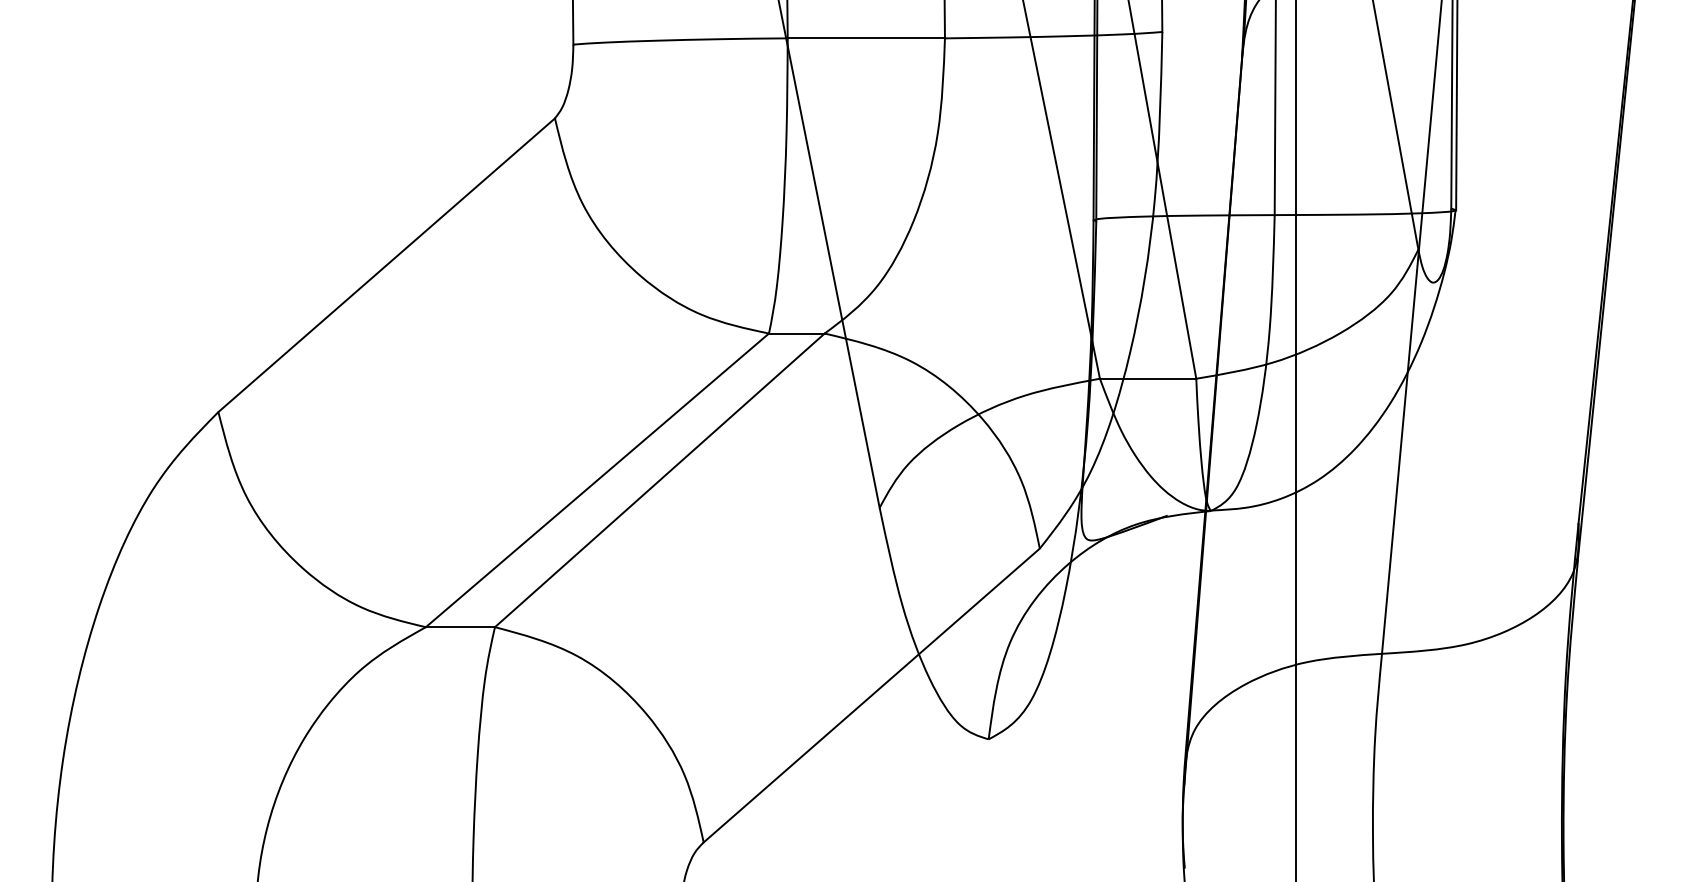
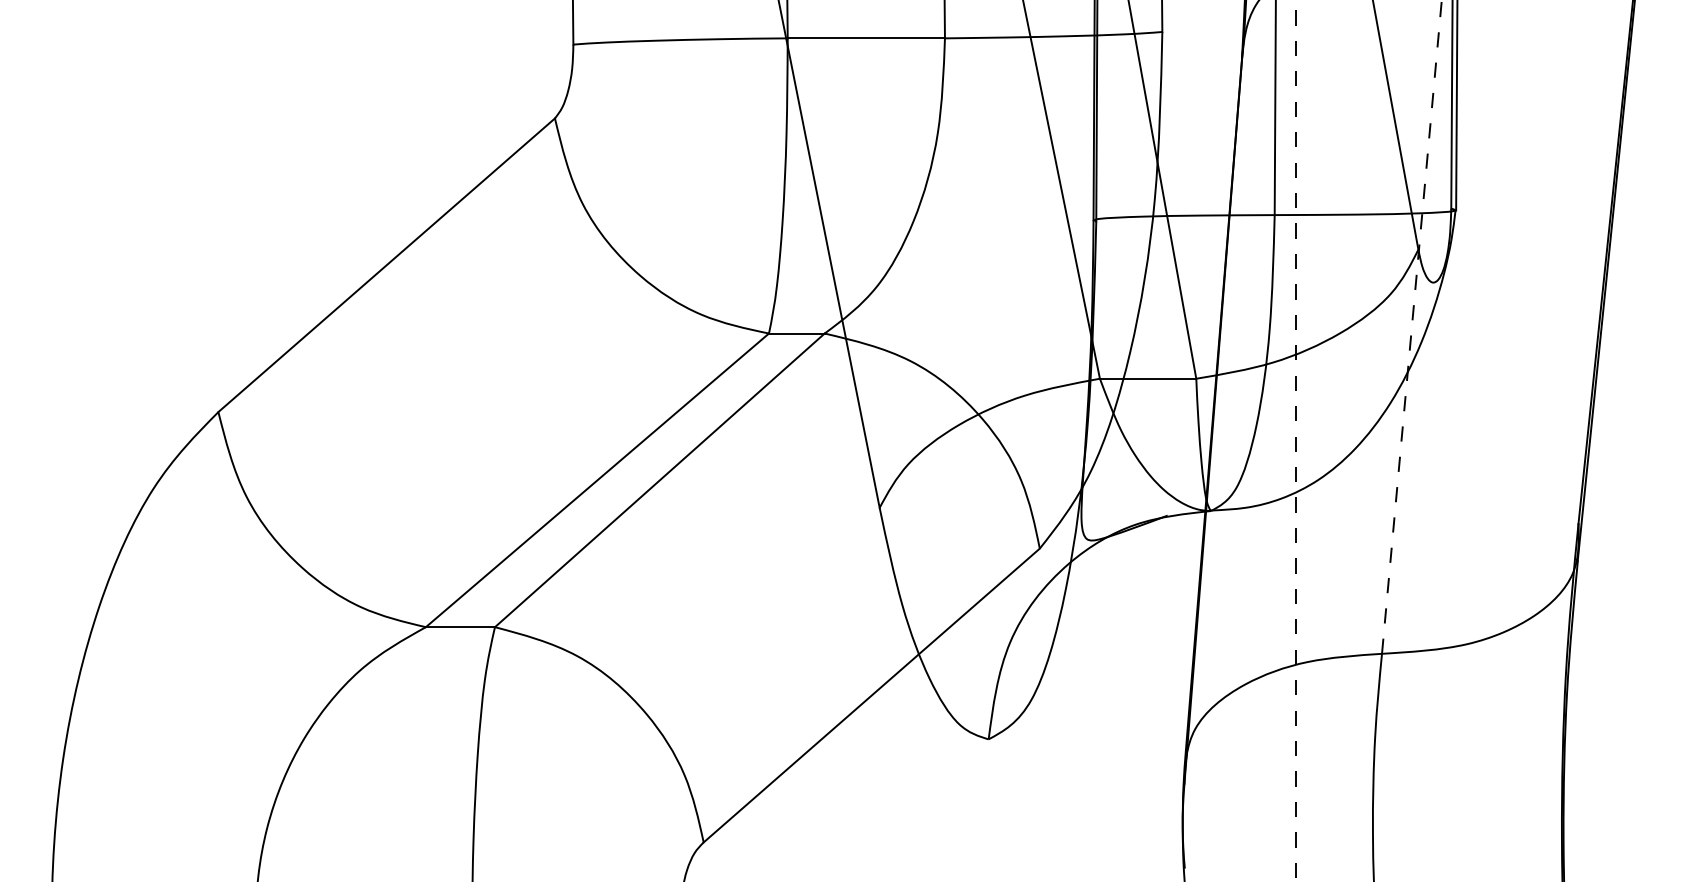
line: solid -> dashed (1411, 327)
line: solid -> dashed (1296, 440)
